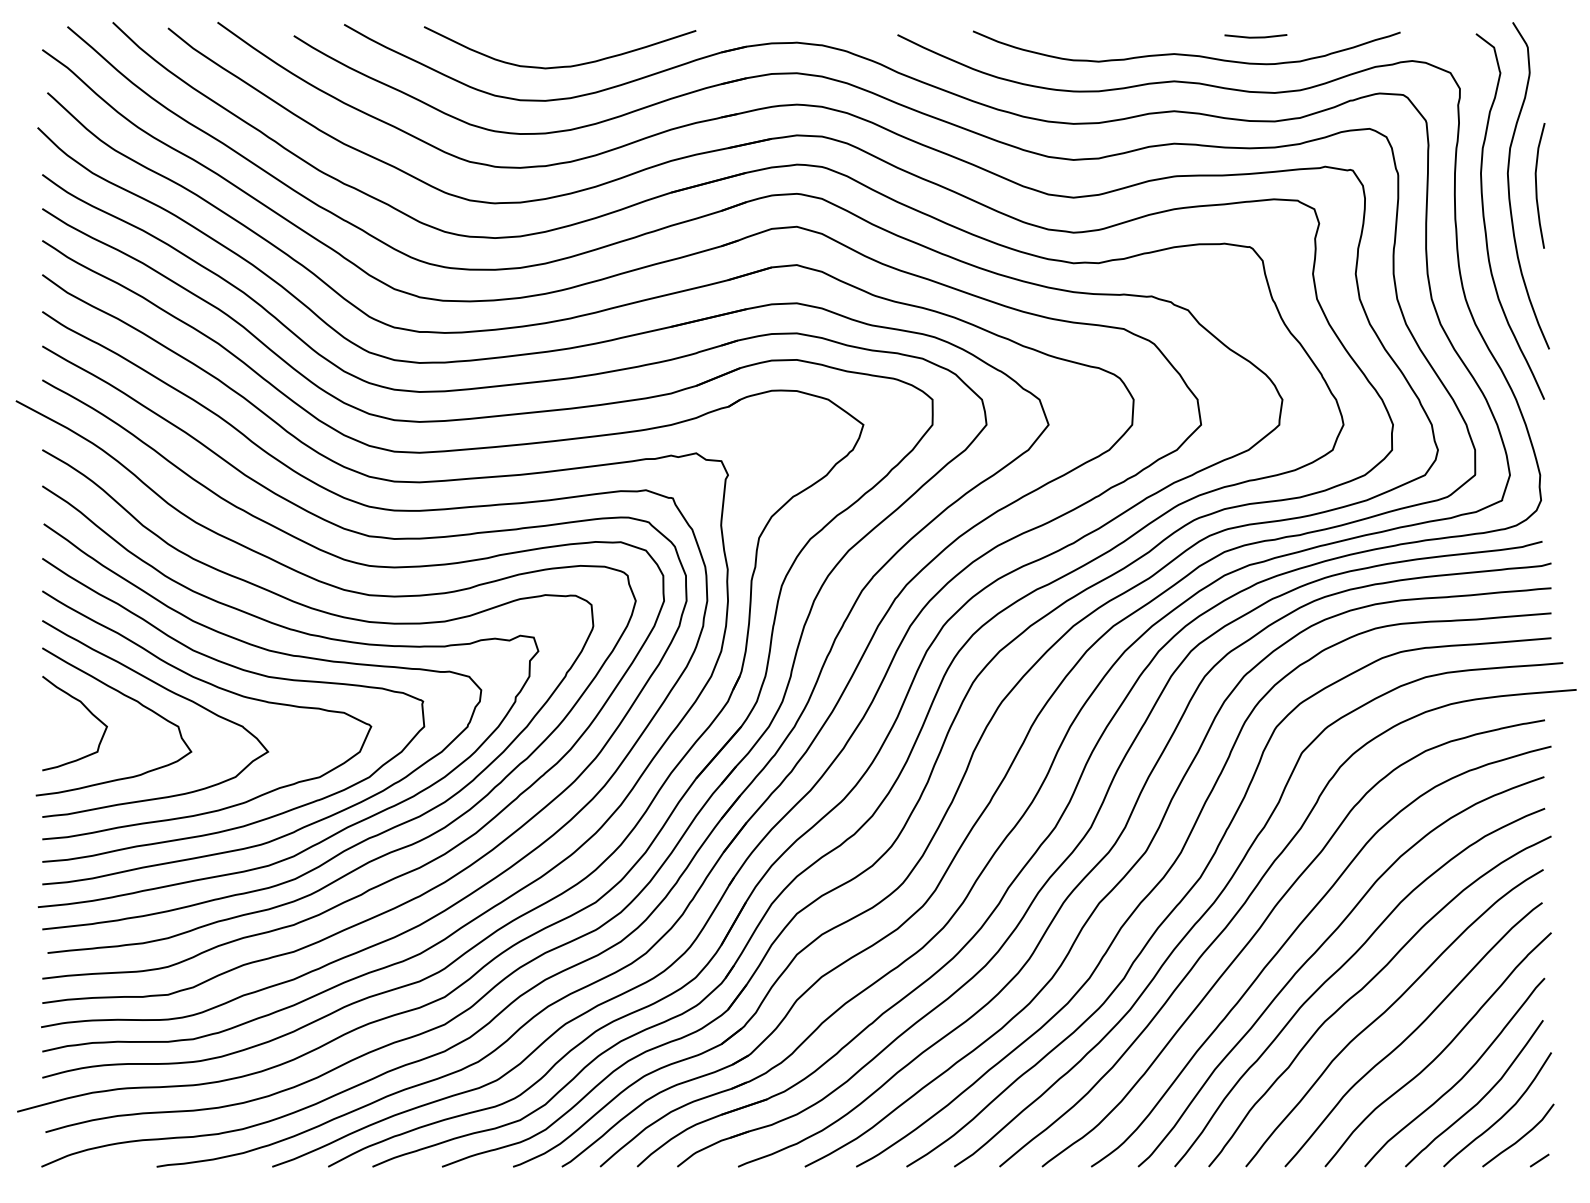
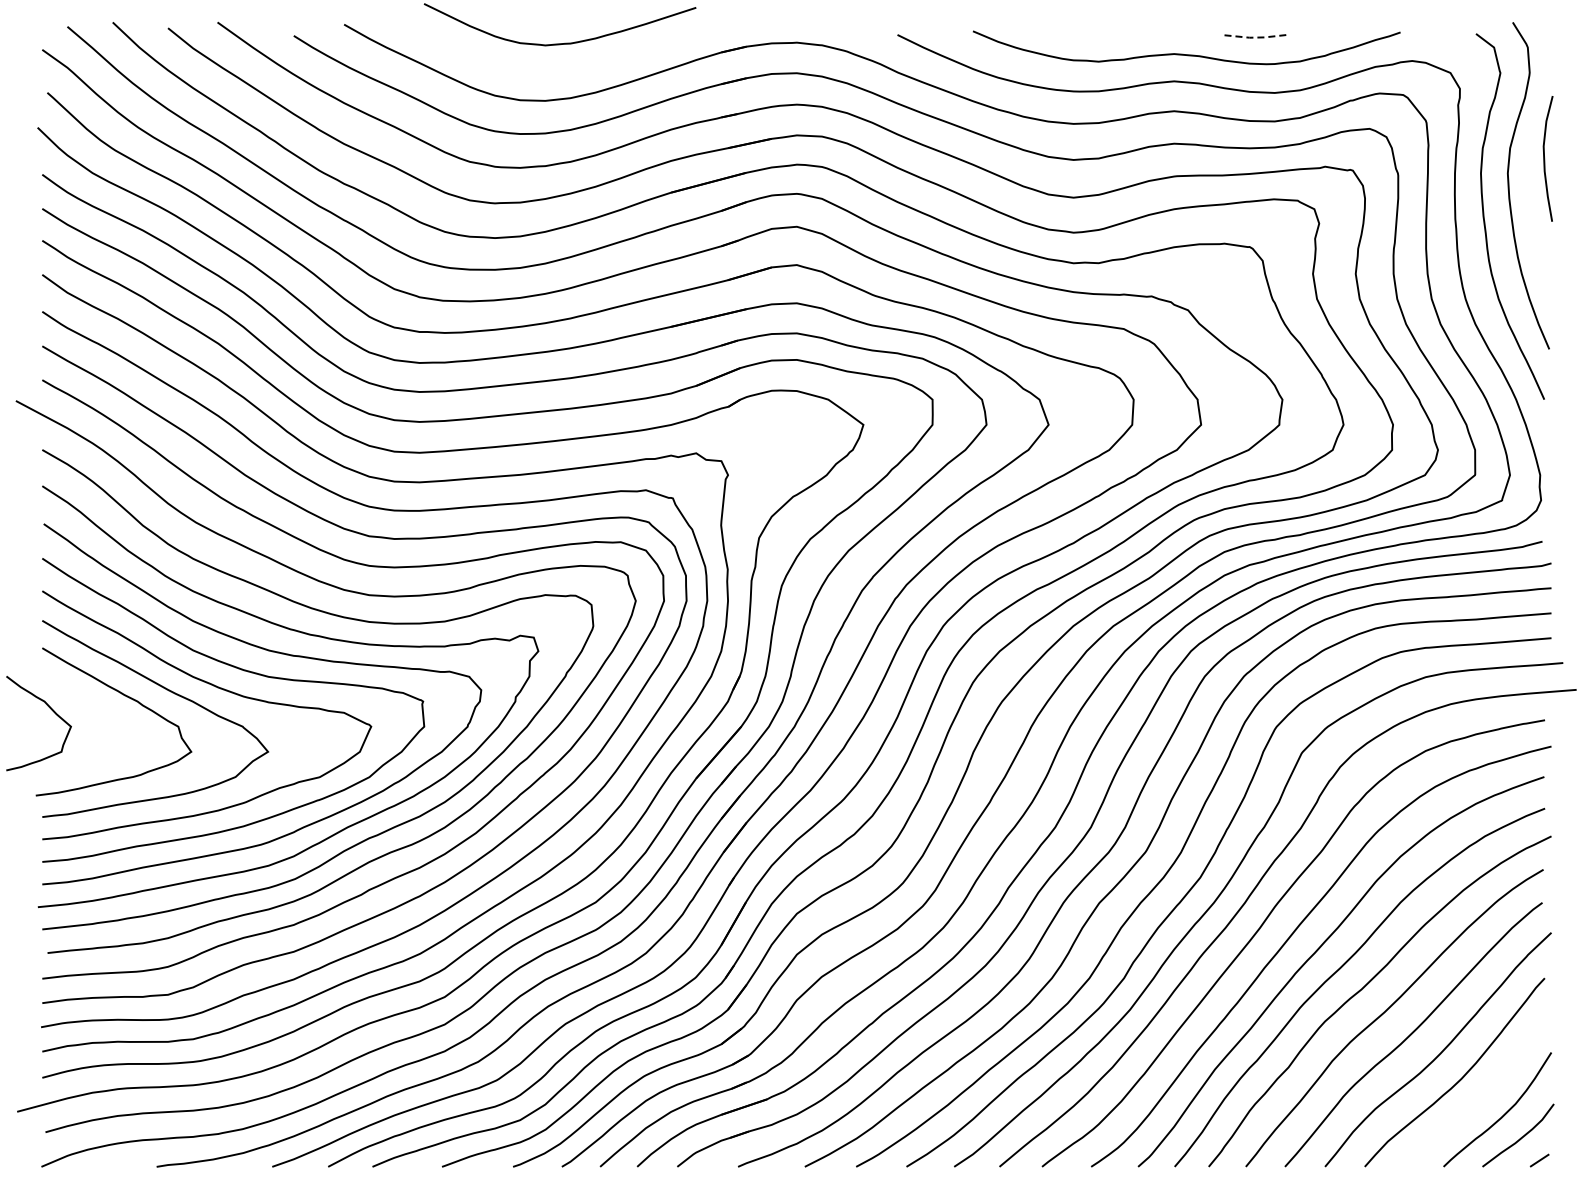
line: solid -> dashed (1256, 37)
curve position: (565, 65) -> (565, 42) (565, 42)
curve position: (1537, 185) -> (1545, 158) (1545, 158)
curve position: (87, 710) -> (51, 710) (51, 710)
curve: present -> none (1480, 1099)
